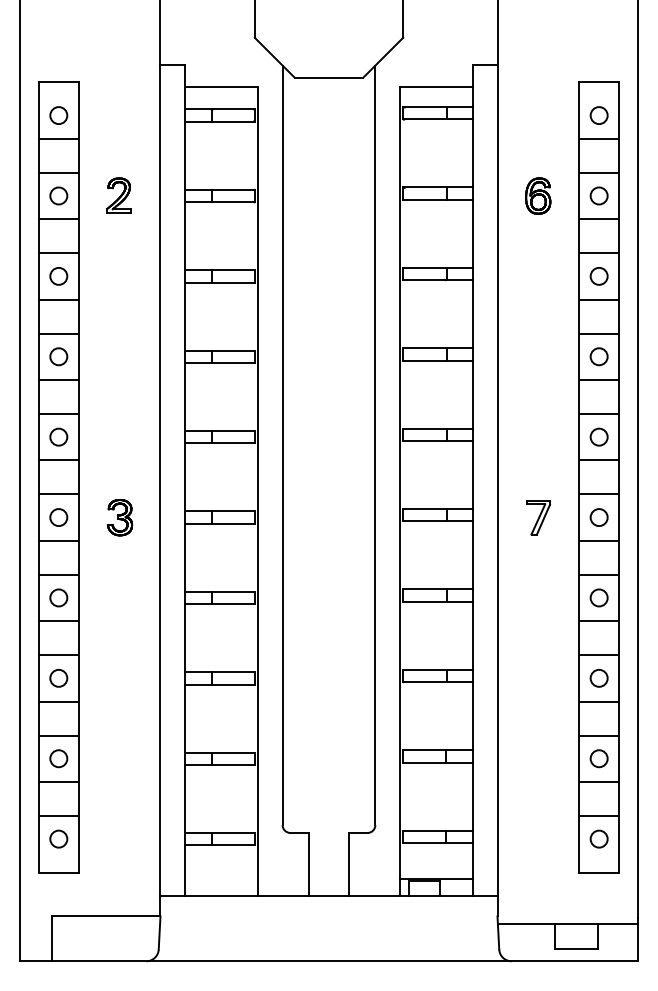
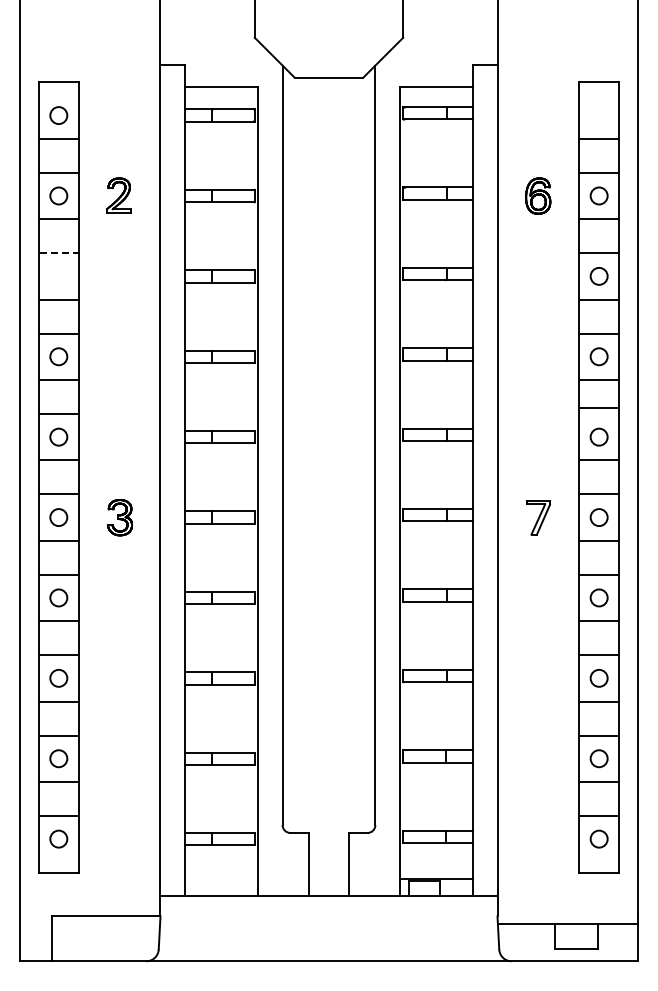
circle: present -> none (598, 115)
line: solid -> dashed (59, 253)
circle: present -> none (58, 276)
line position: (598, 413) -> (598, 407) (598, 407)
